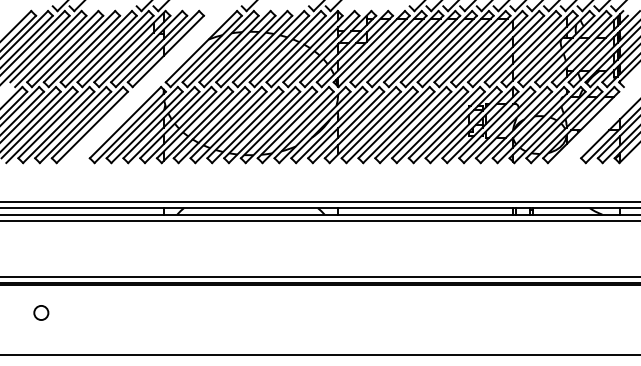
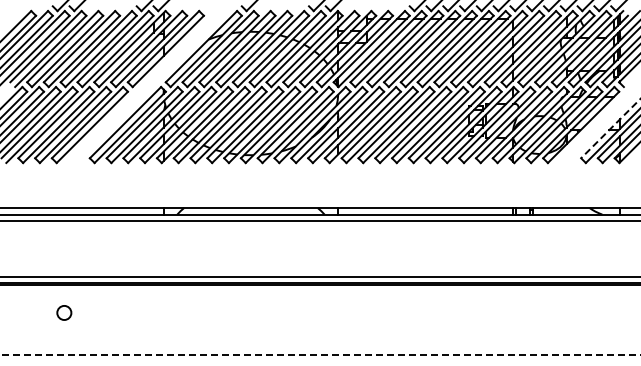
line: solid -> dashed (610, 128)
line: present -> none (319, 201)
circle position: (41, 312) -> (64, 312) (64, 312)
line: solid -> dashed (320, 354)
